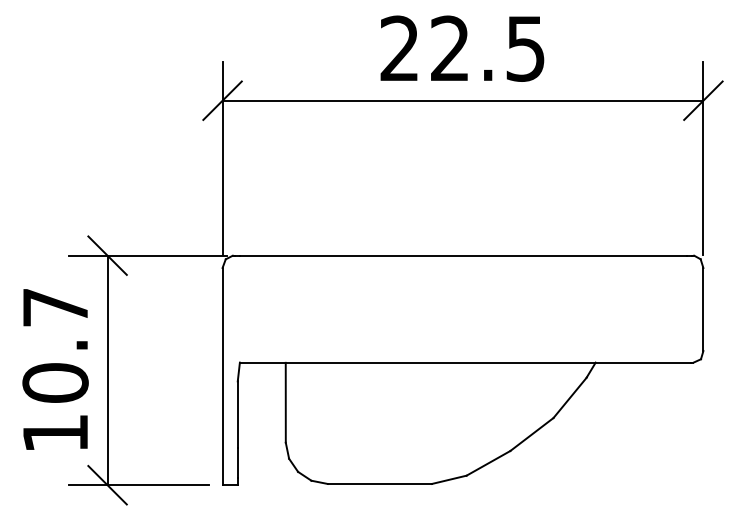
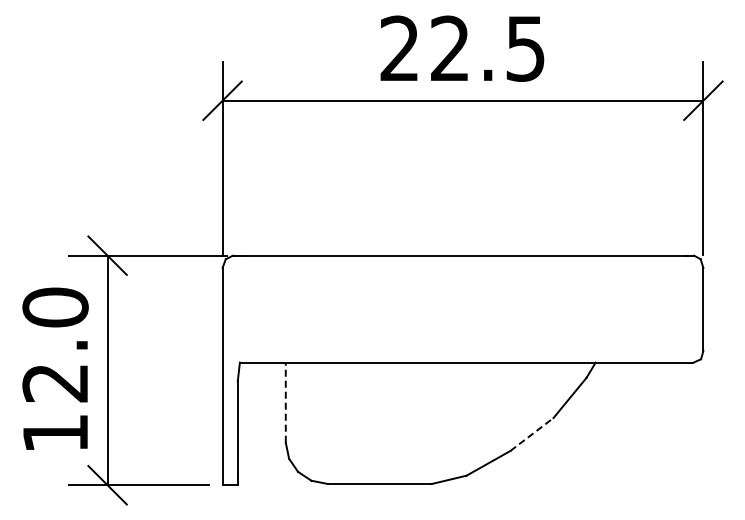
text: 10.7 -> 12.0 (55, 344)
line: solid -> dashed (285, 402)
line: solid -> dashed (532, 434)
